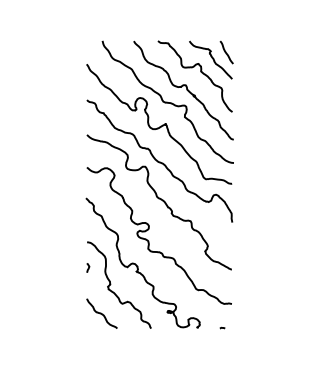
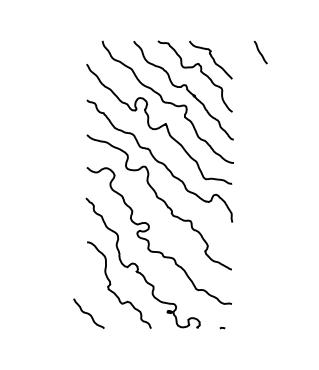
line position: (226, 52) -> (260, 52) (260, 52)
curve: present -> none (88, 267)
curve position: (101, 313) -> (88, 313) (88, 313)
